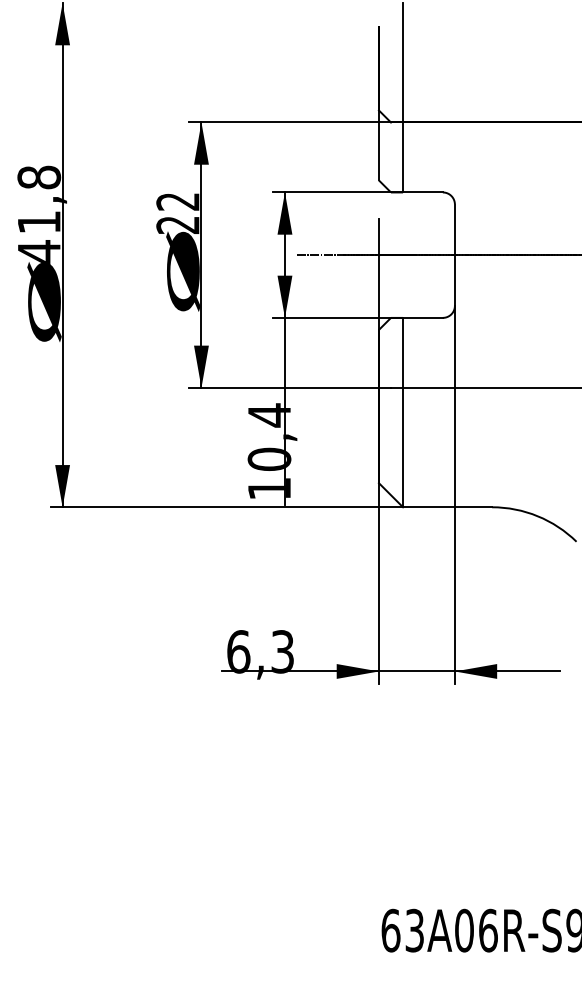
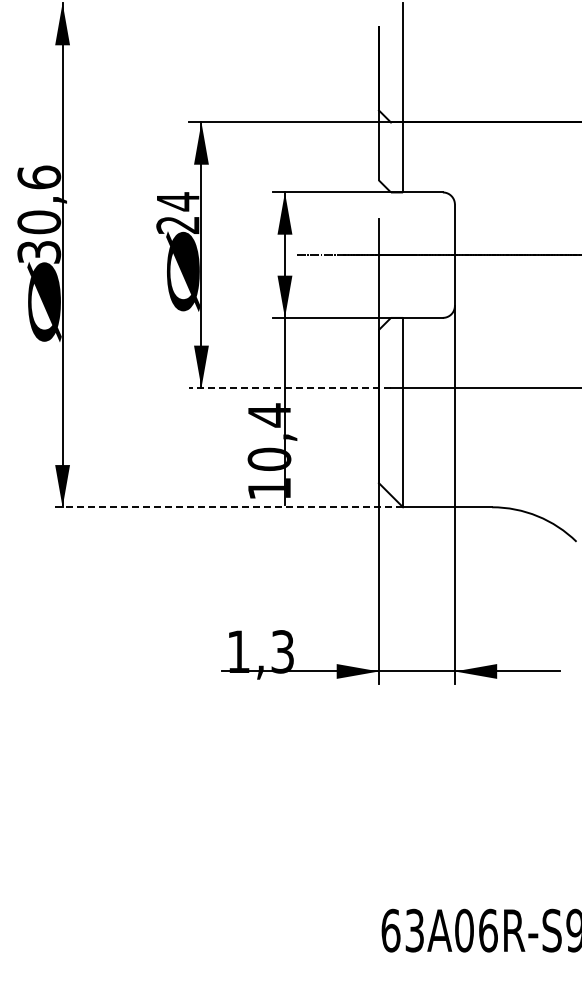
text: 22 -> 24 (177, 201)
text: 41,8 -> 30,6 (39, 214)
line: solid -> dashed (290, 387)
line: solid -> dashed (226, 507)
text: 6,3 -> 1,3 (238, 651)
